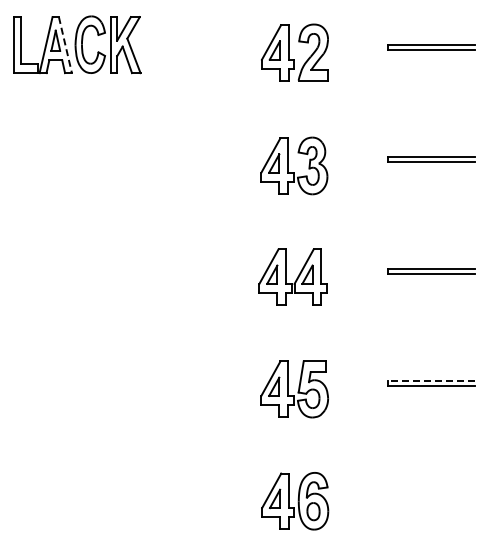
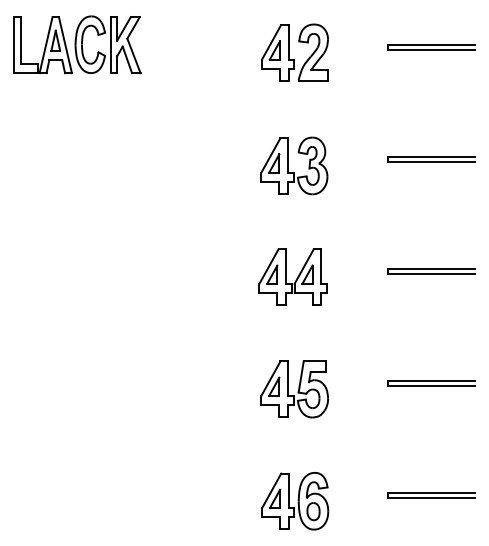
line: dashed -> solid (65, 45)
line: dashed -> solid (431, 381)
part: none -> present (431, 495)
